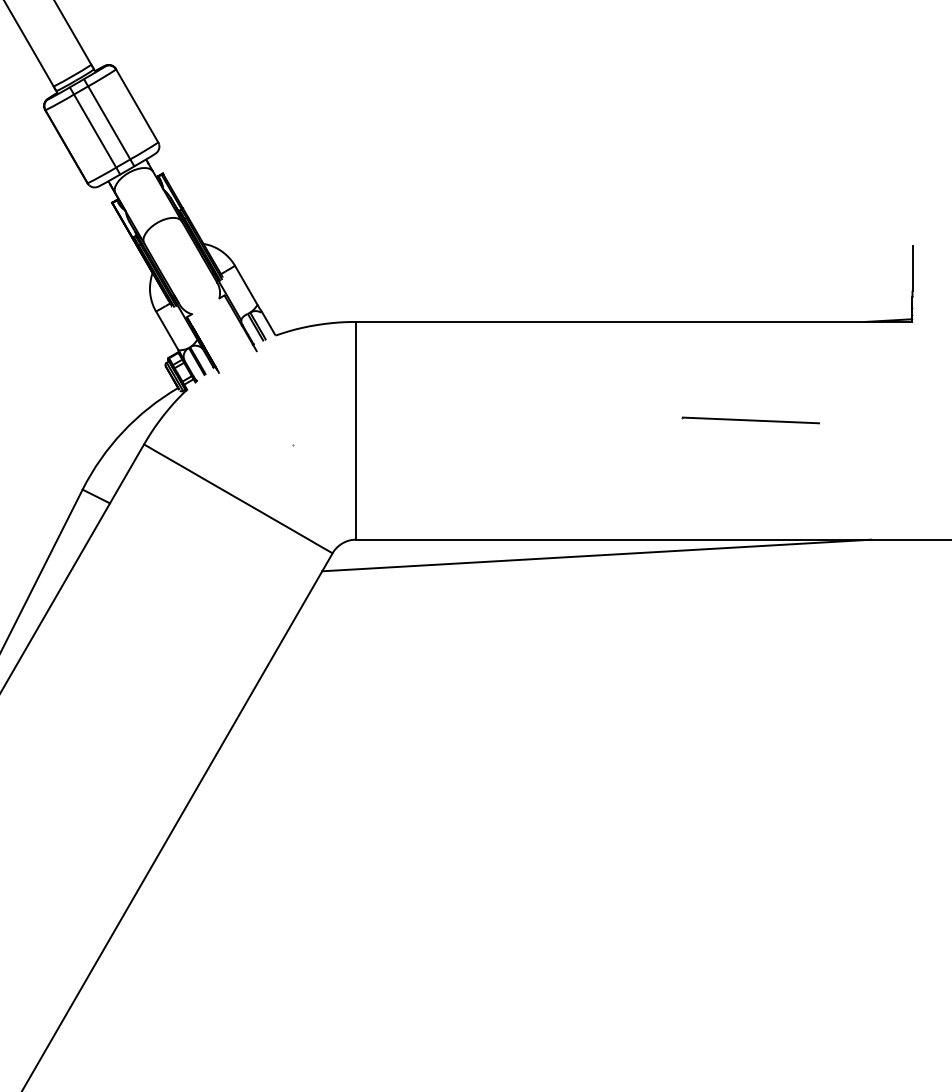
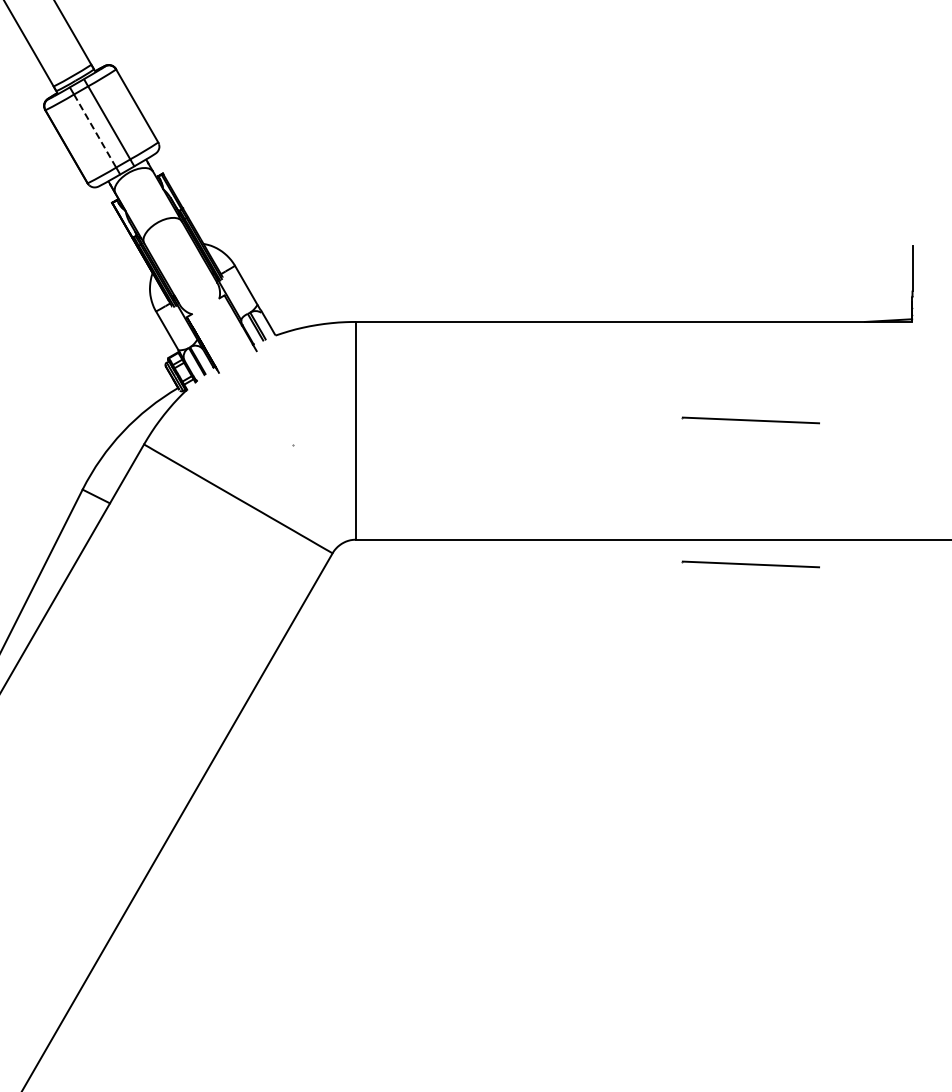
line: solid -> dashed (95, 131)
line: present -> none (596, 555)
line: none -> present (750, 564)
